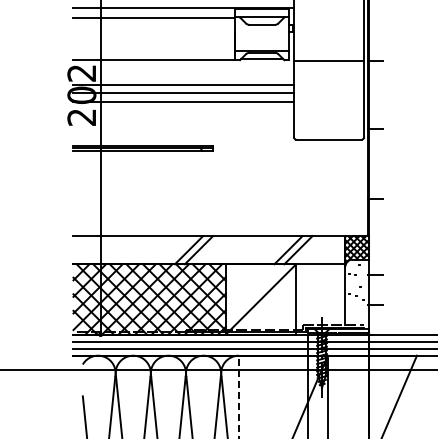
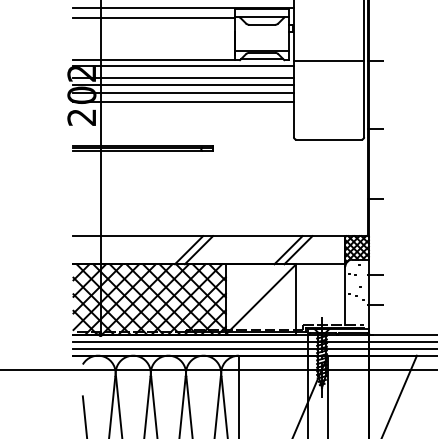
line: none -> present (183, 65)
line: none -> present (183, 77)
line: dashed -> solid (238, 396)
